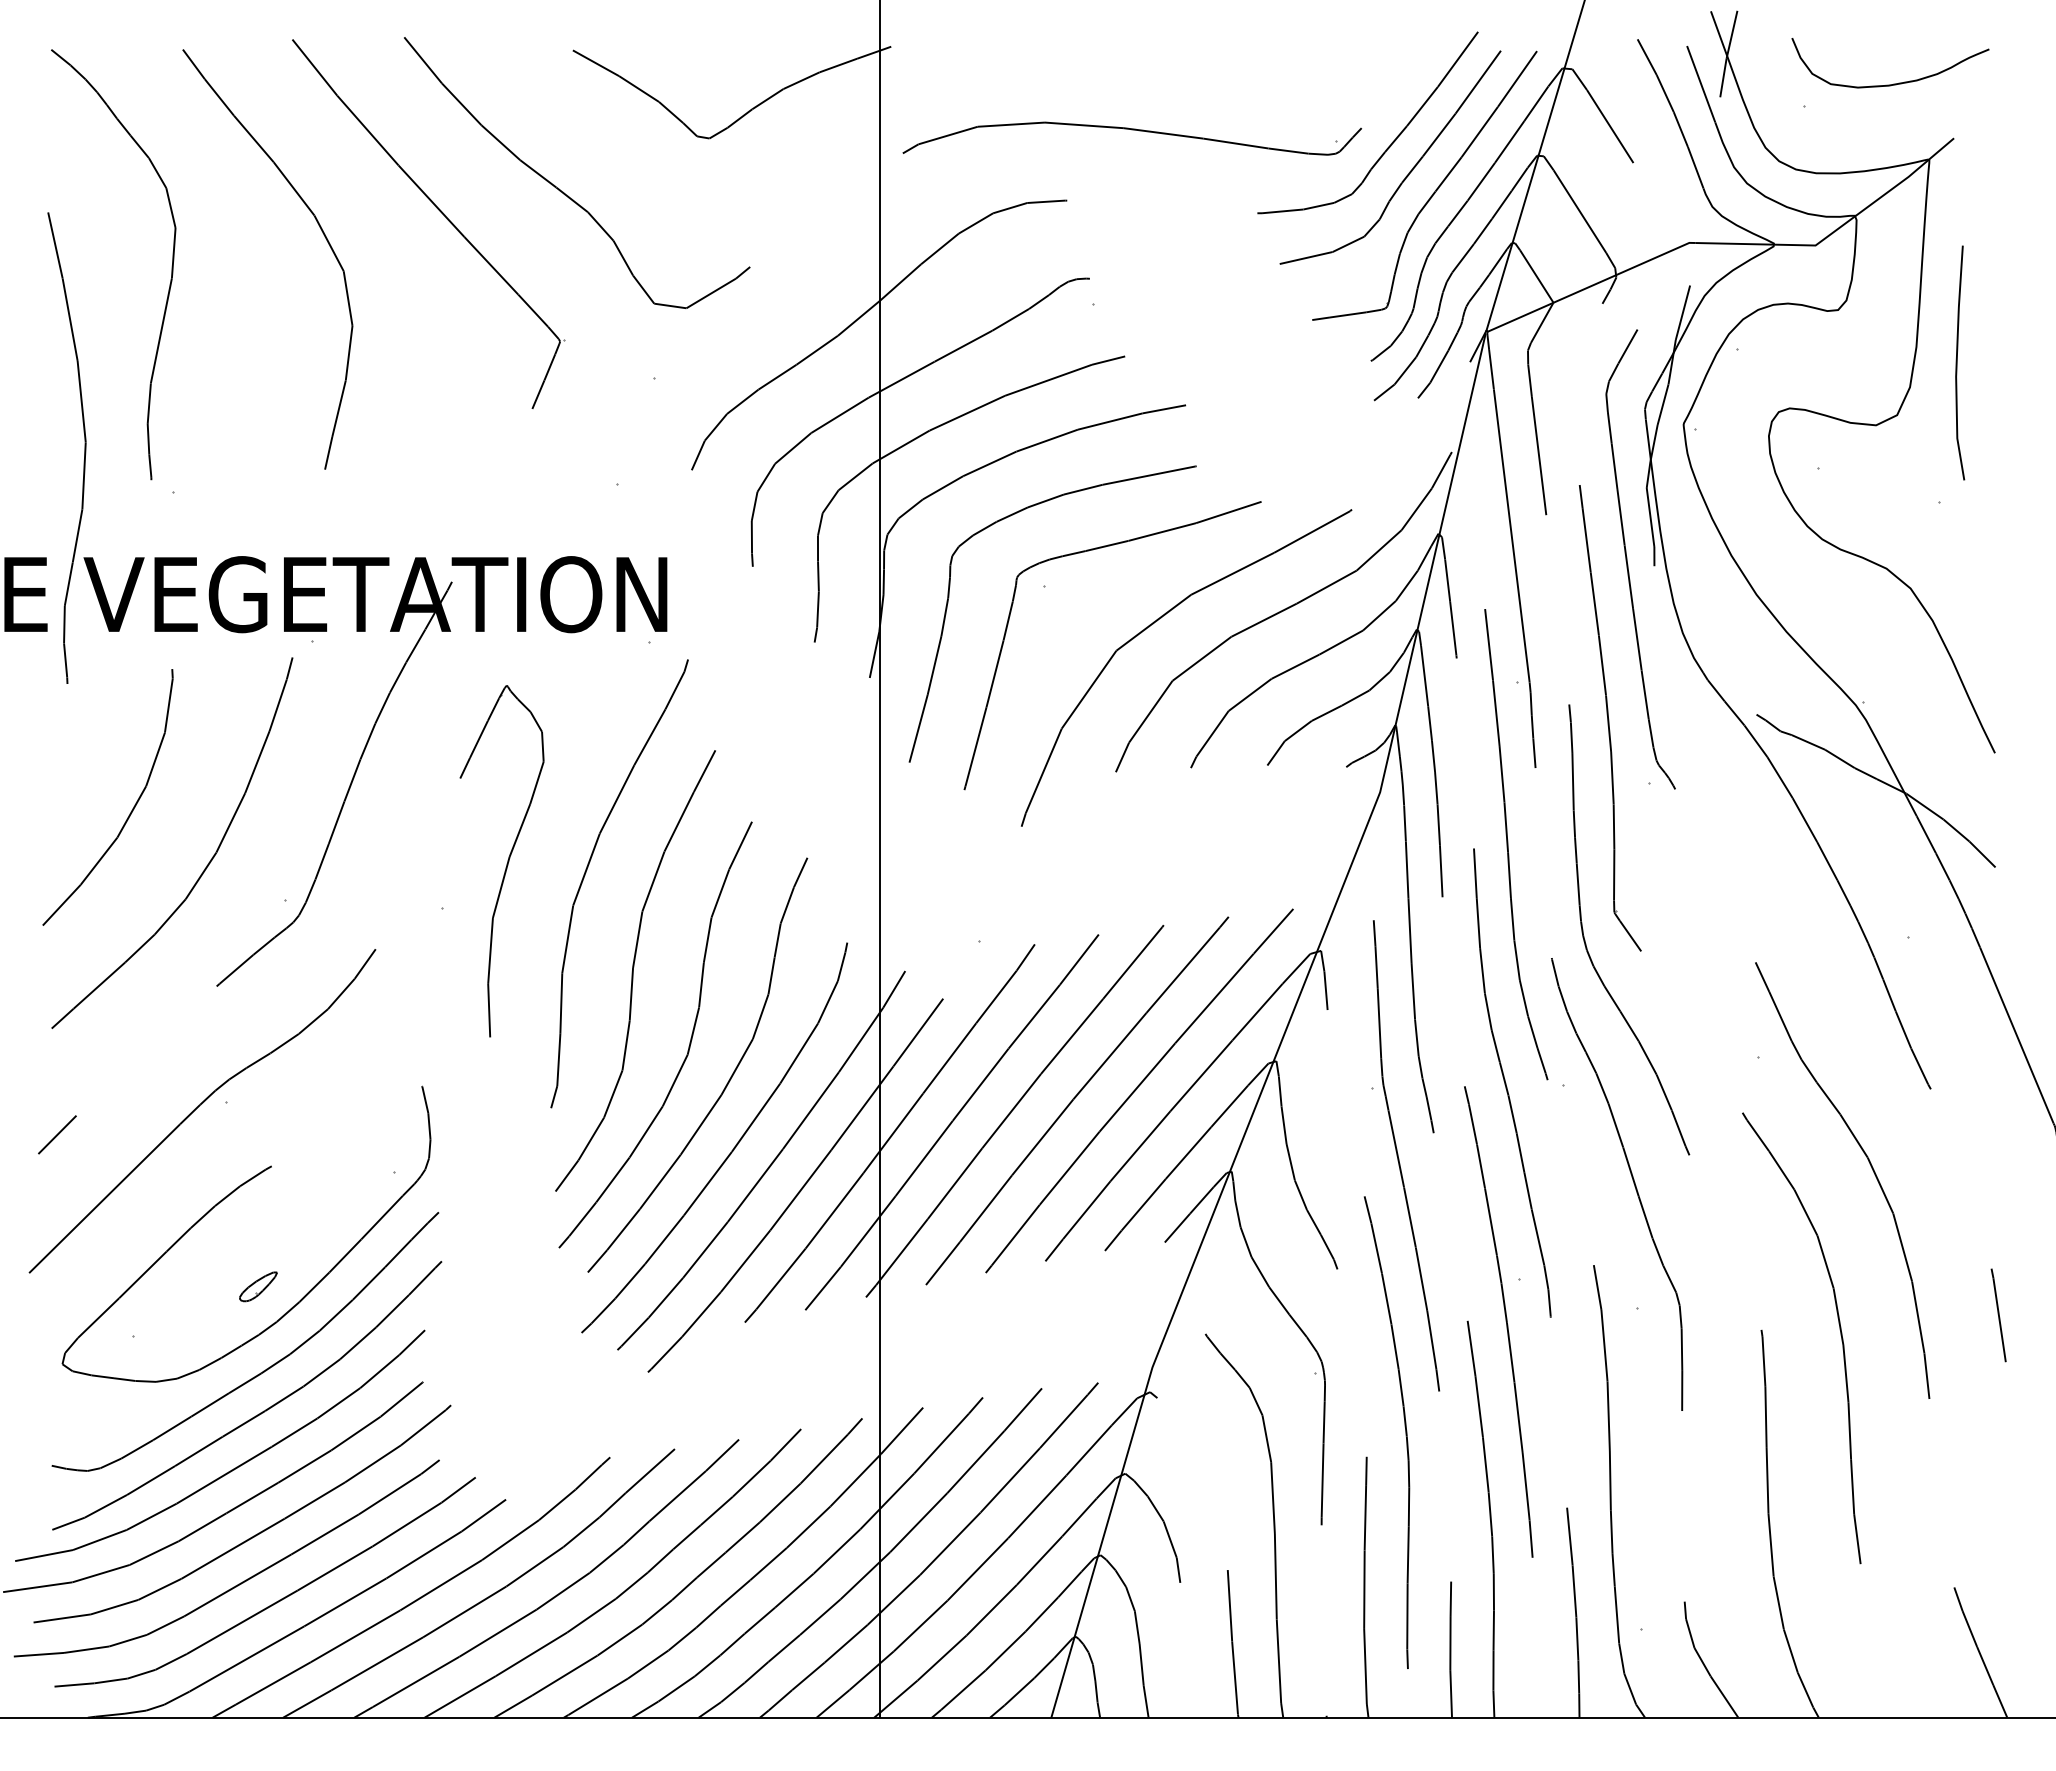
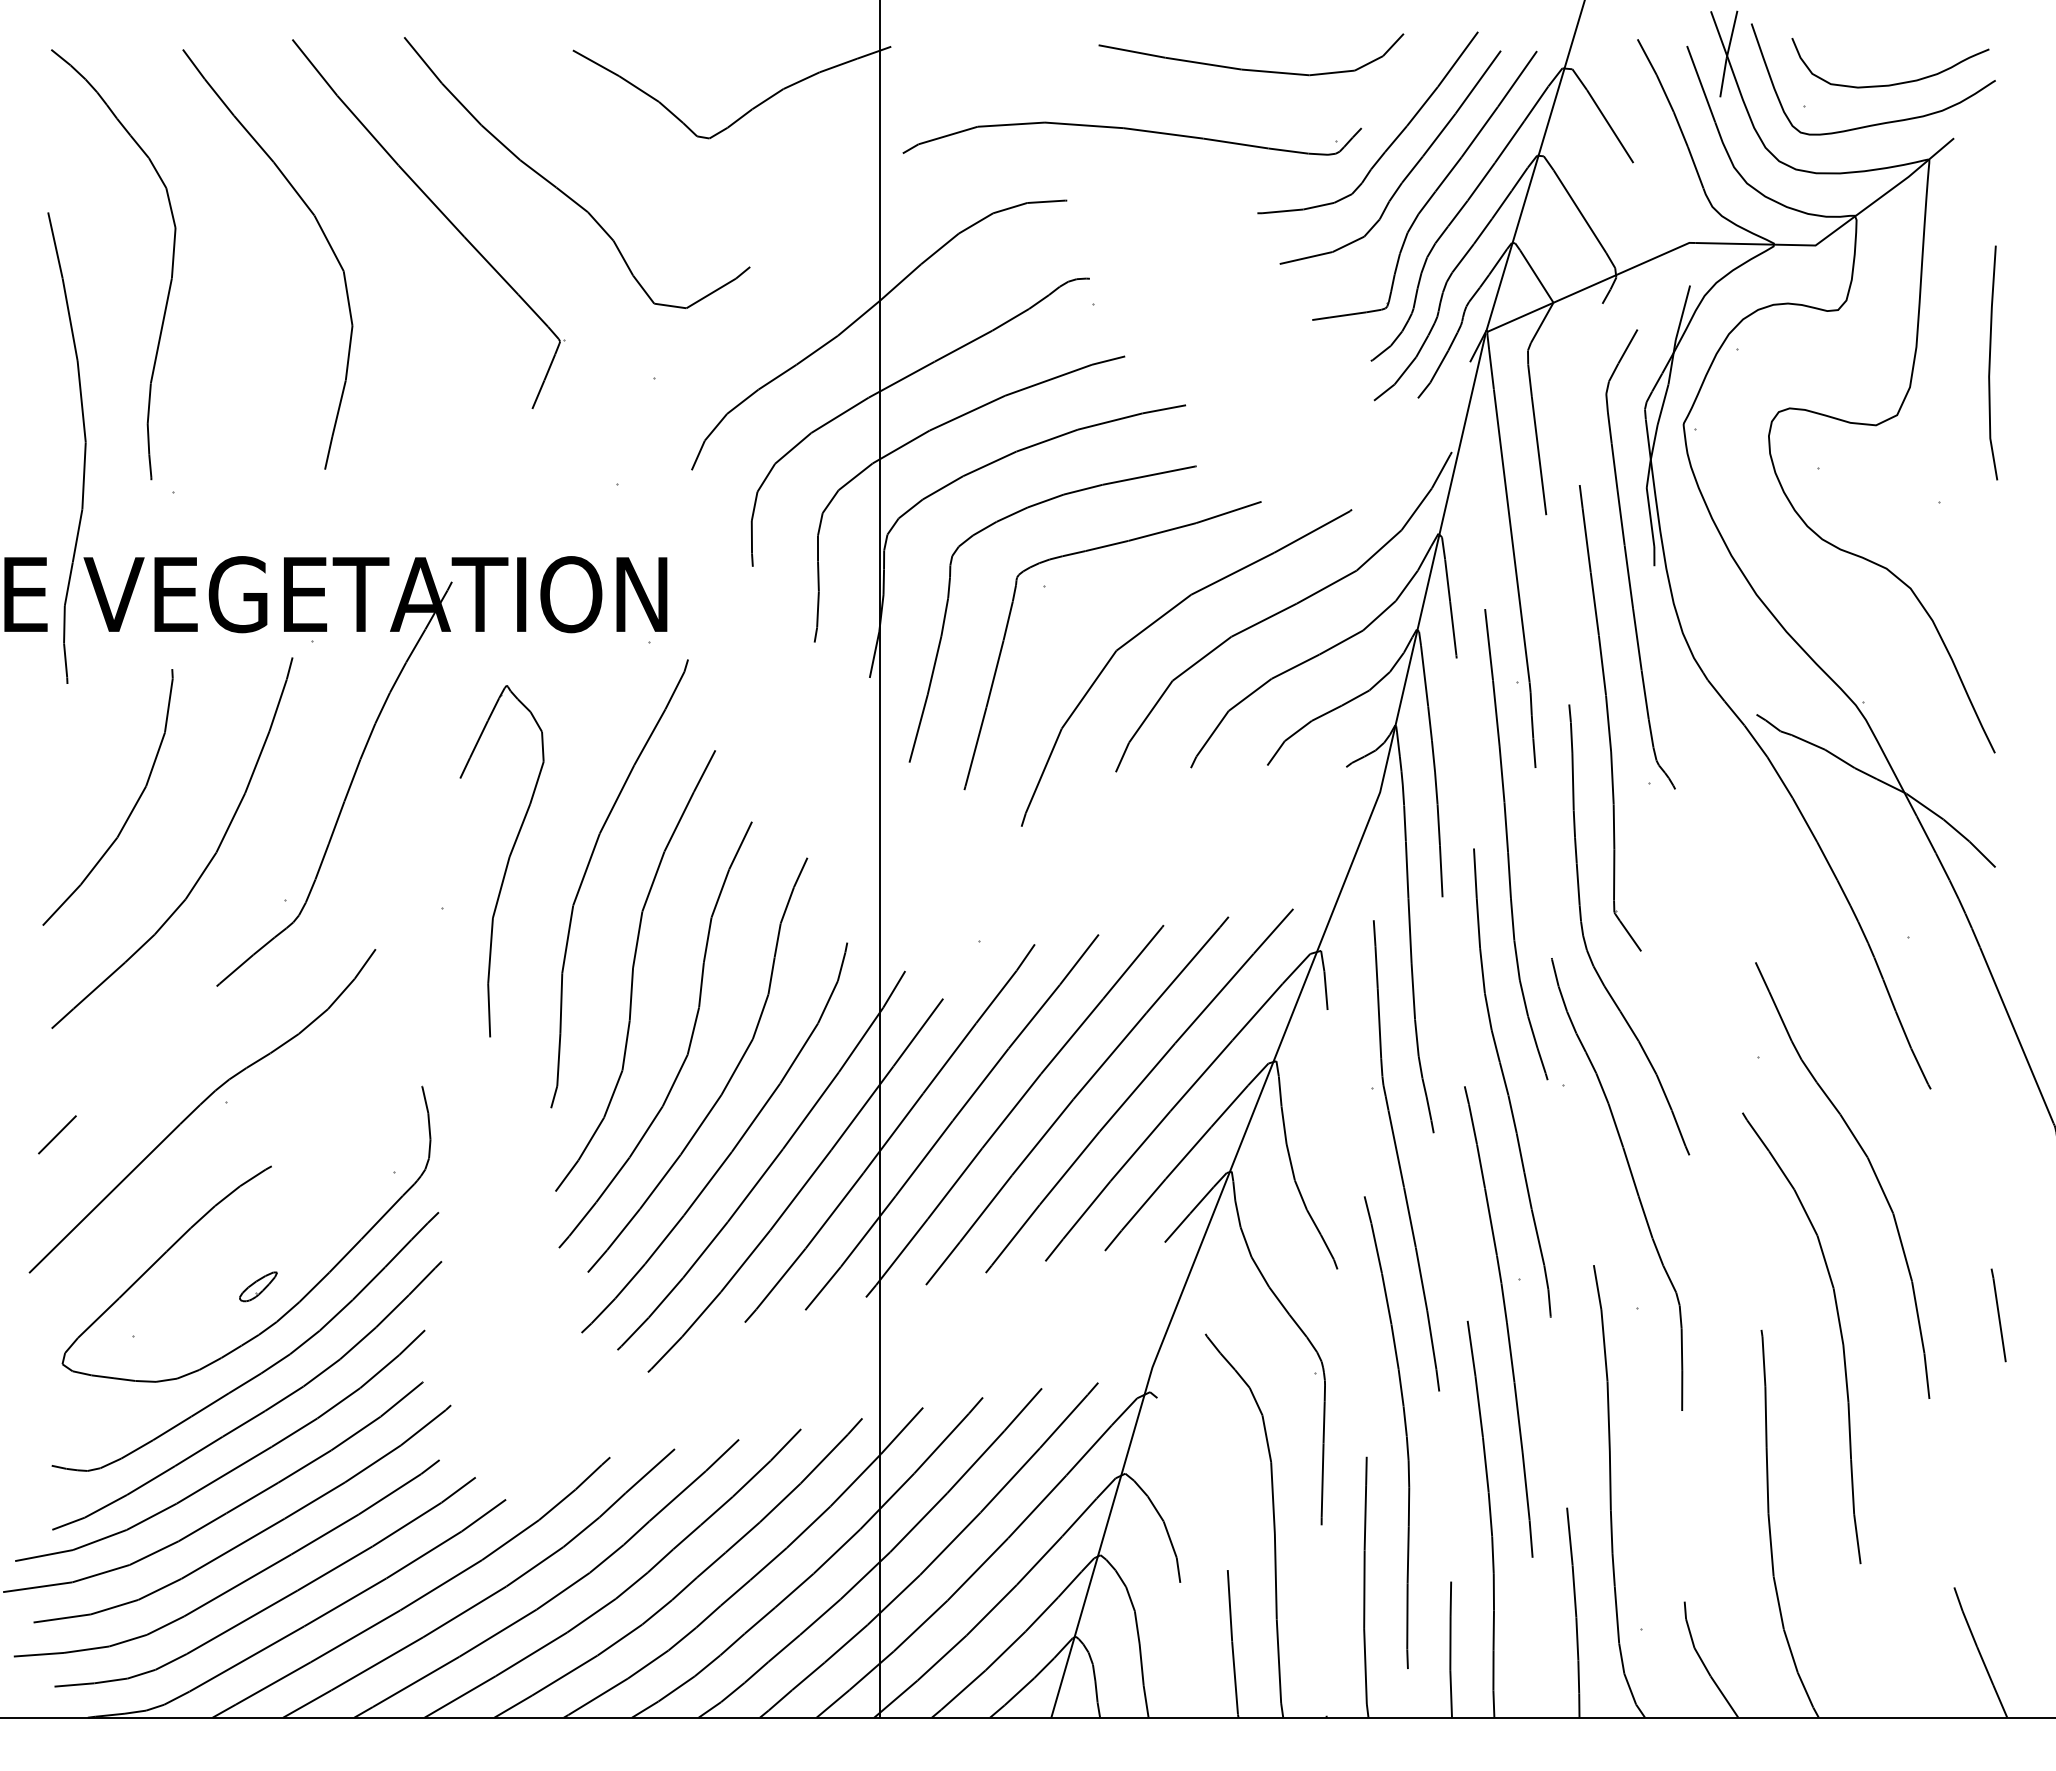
curve: none -> present (1251, 69)
curve: none -> present (1881, 122)
line position: (1957, 362) -> (1990, 362) (1990, 362)
